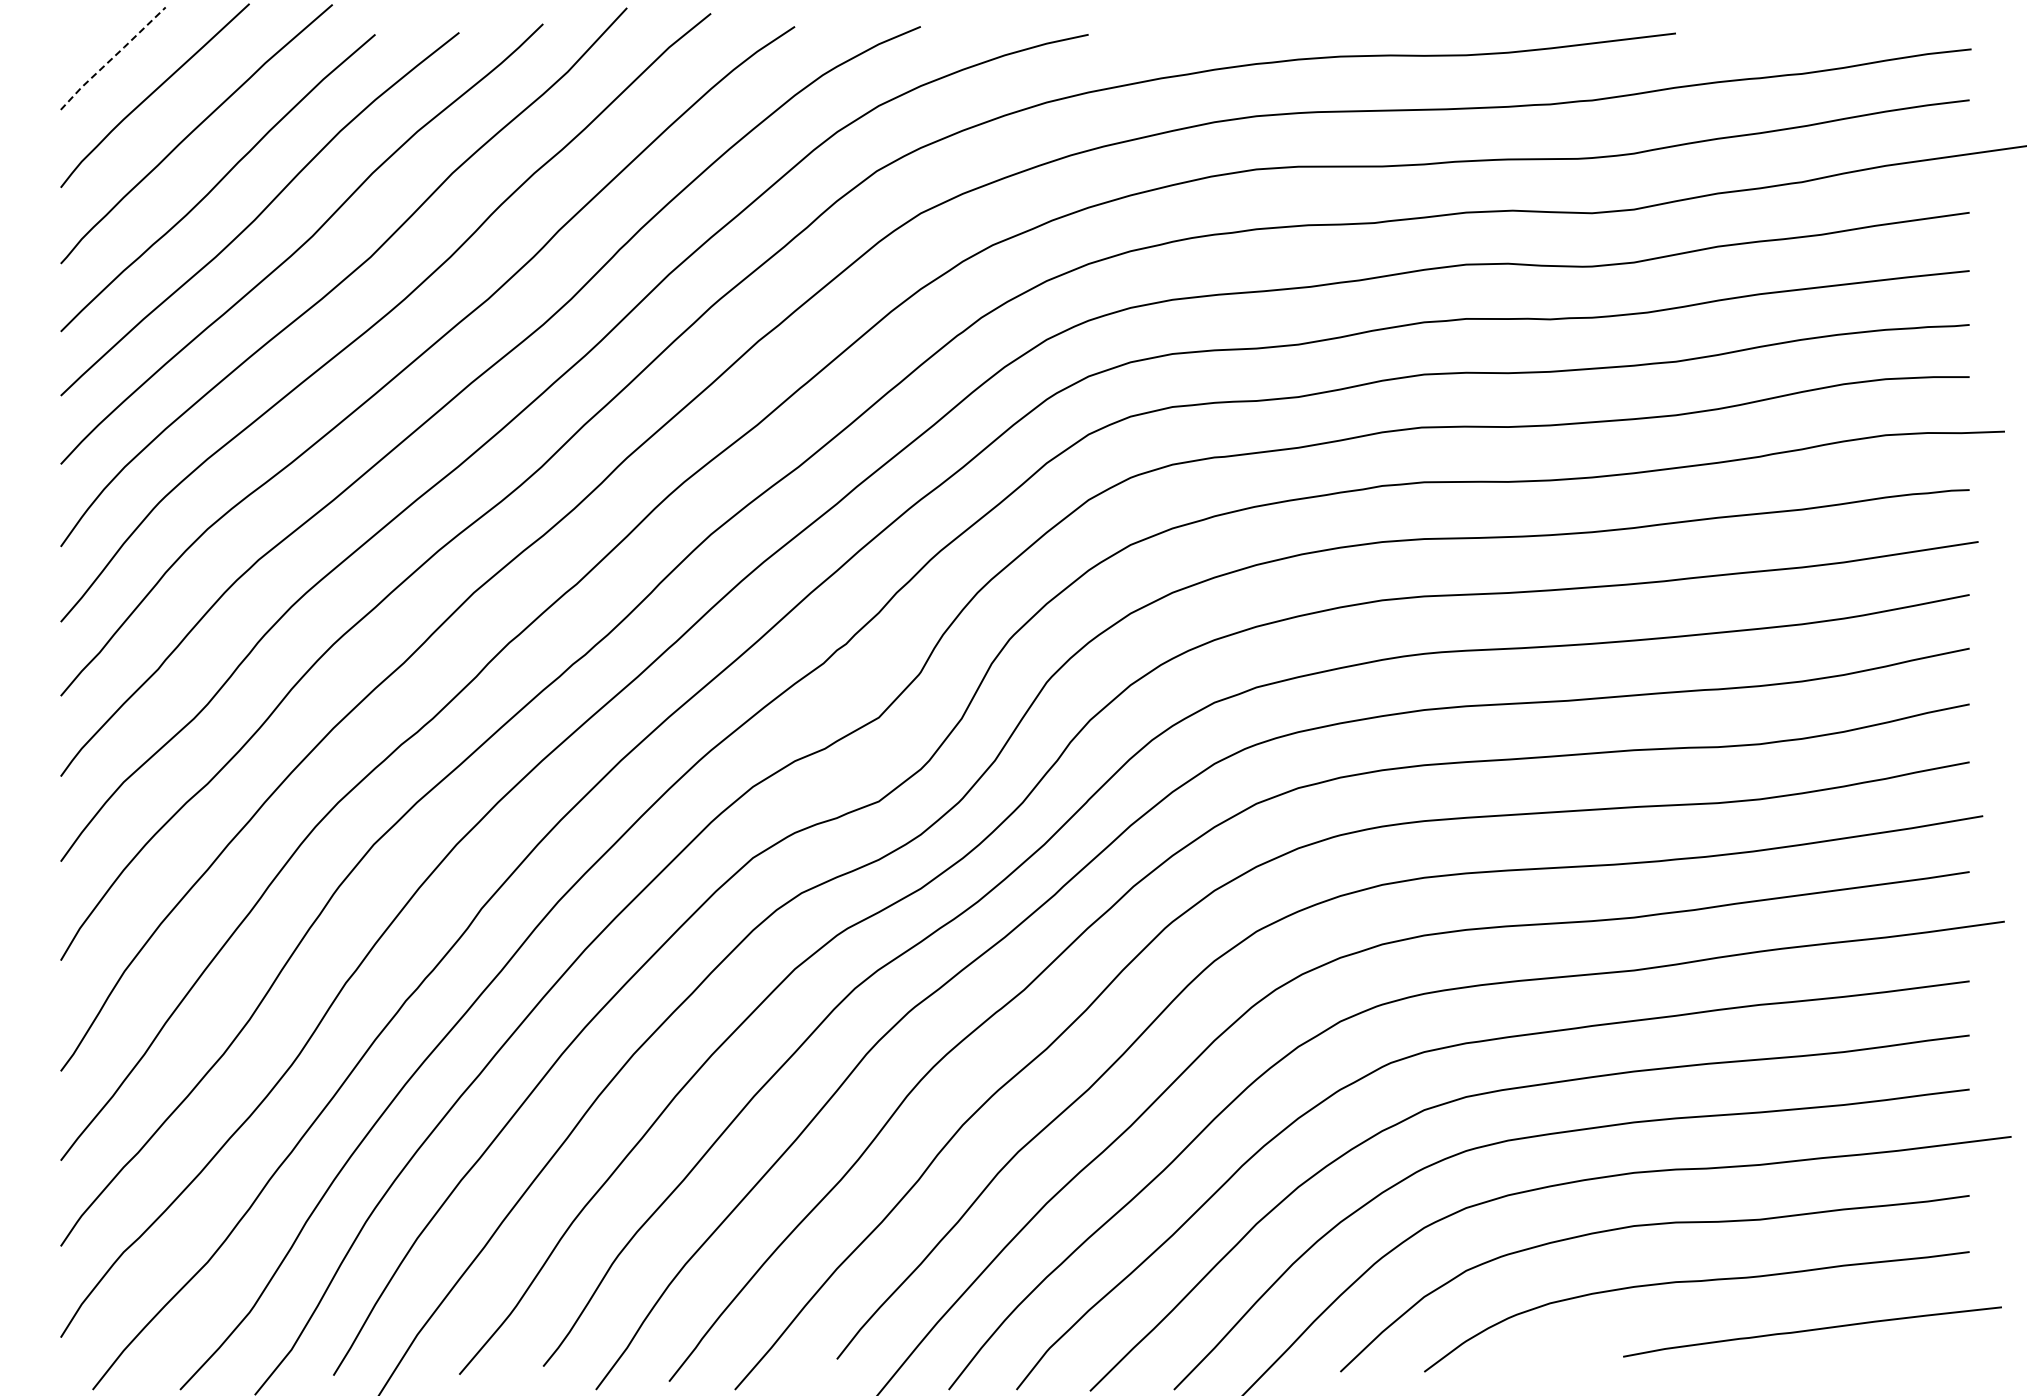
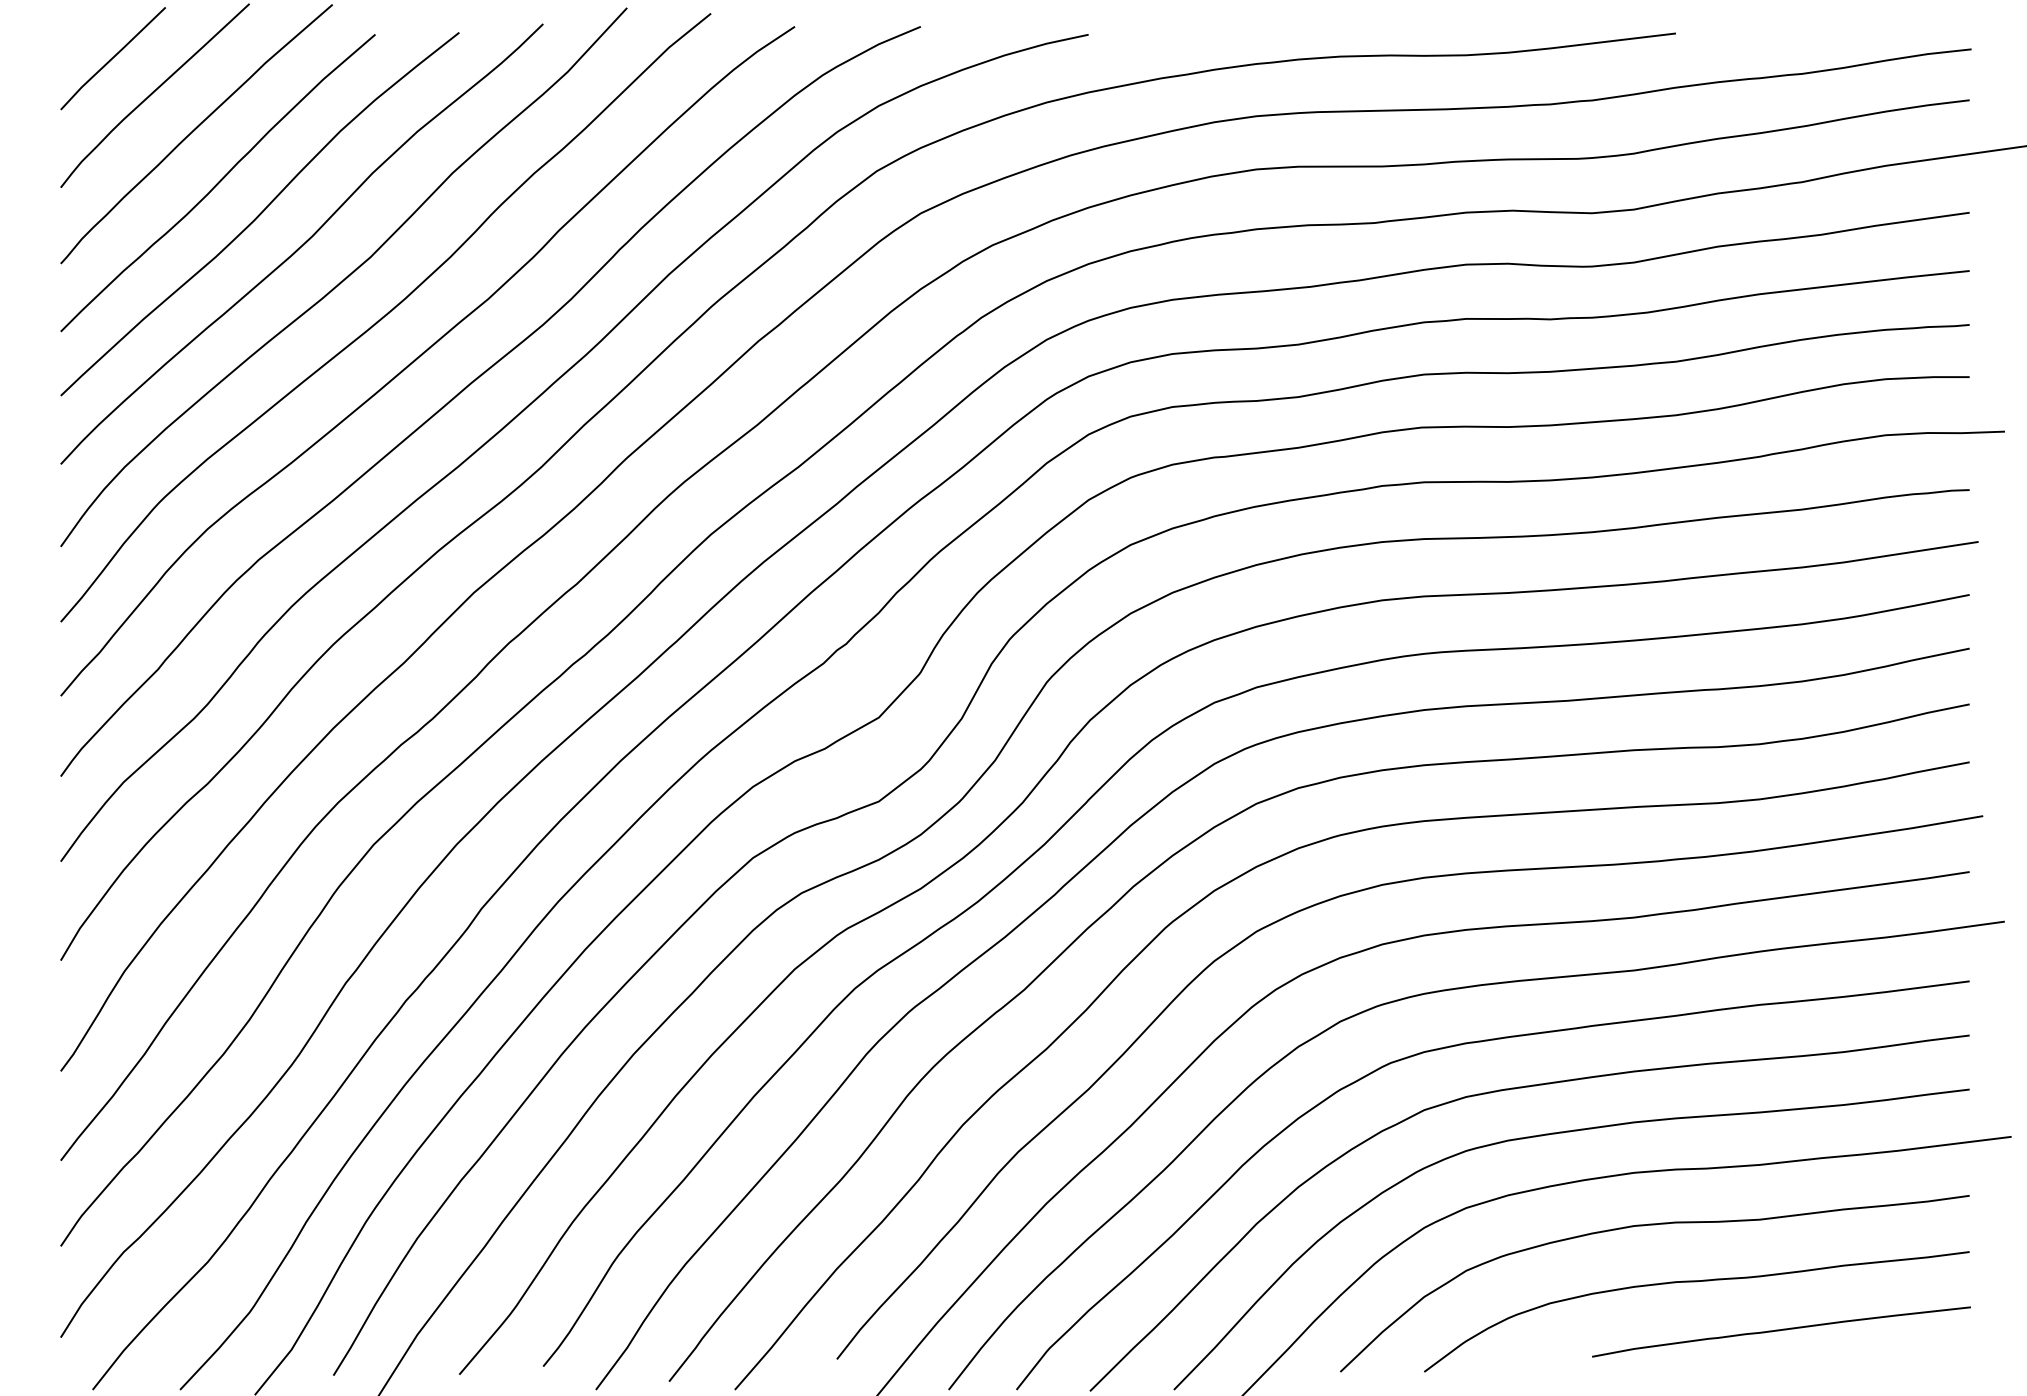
line: dashed -> solid (112, 58)
curve position: (1812, 1330) -> (1781, 1330) (1781, 1330)
